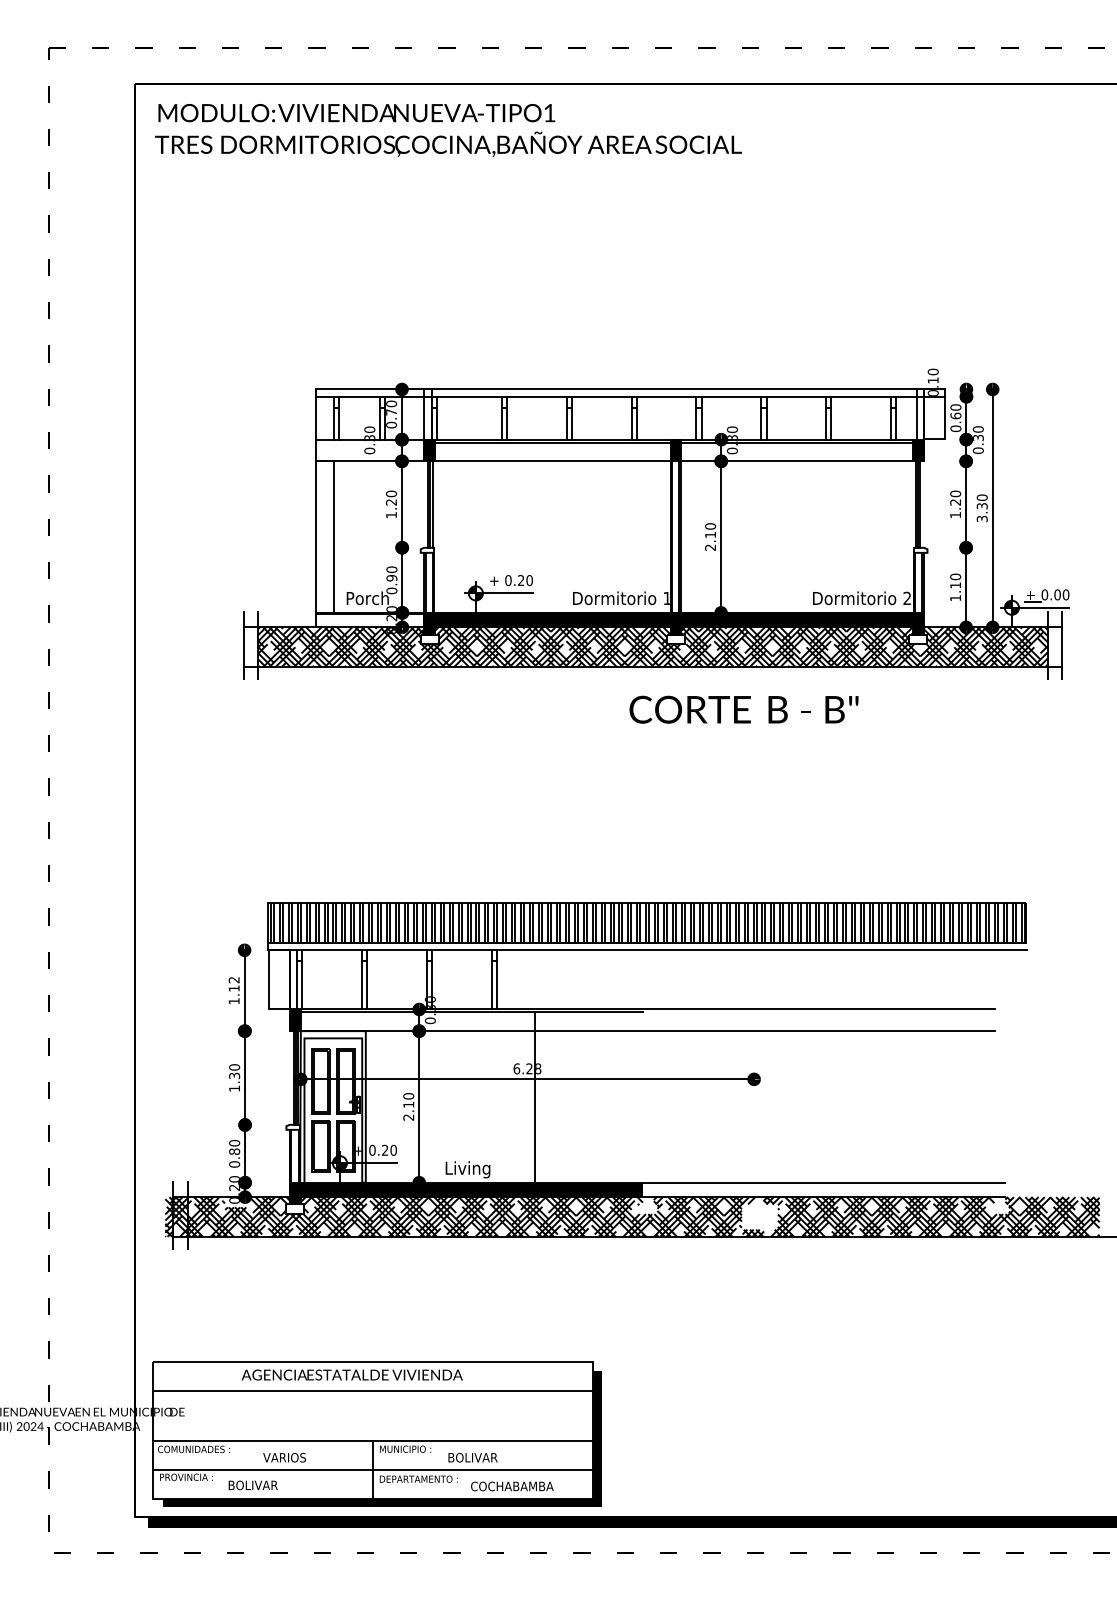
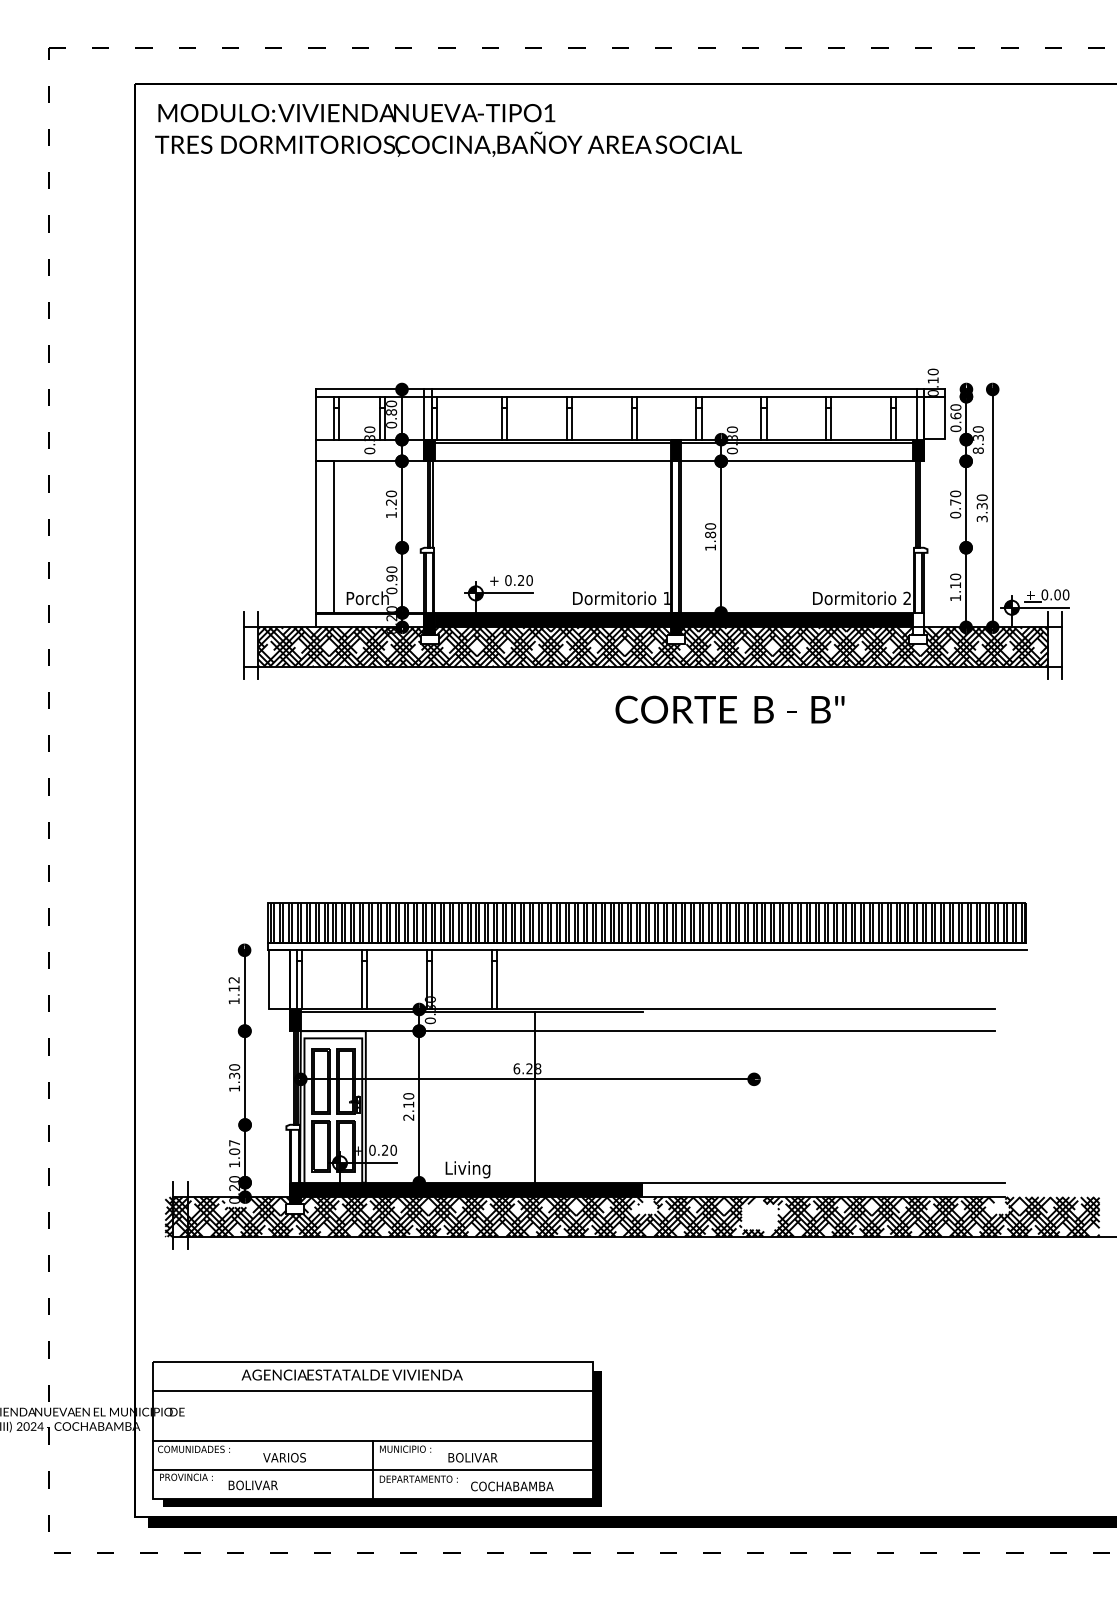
text: 0.70 -> 0.80 (391, 412)
text: 0.30 -> 8.30 (978, 450)
text: 1.20 -> 0.70 (955, 508)
text: 2.10 -> 1.80 (710, 540)
fill: present -> none (918, 623)
text position: (743, 709) -> (729, 709) (729, 709)
text: 0.80 -> 1.07 (234, 1153)
